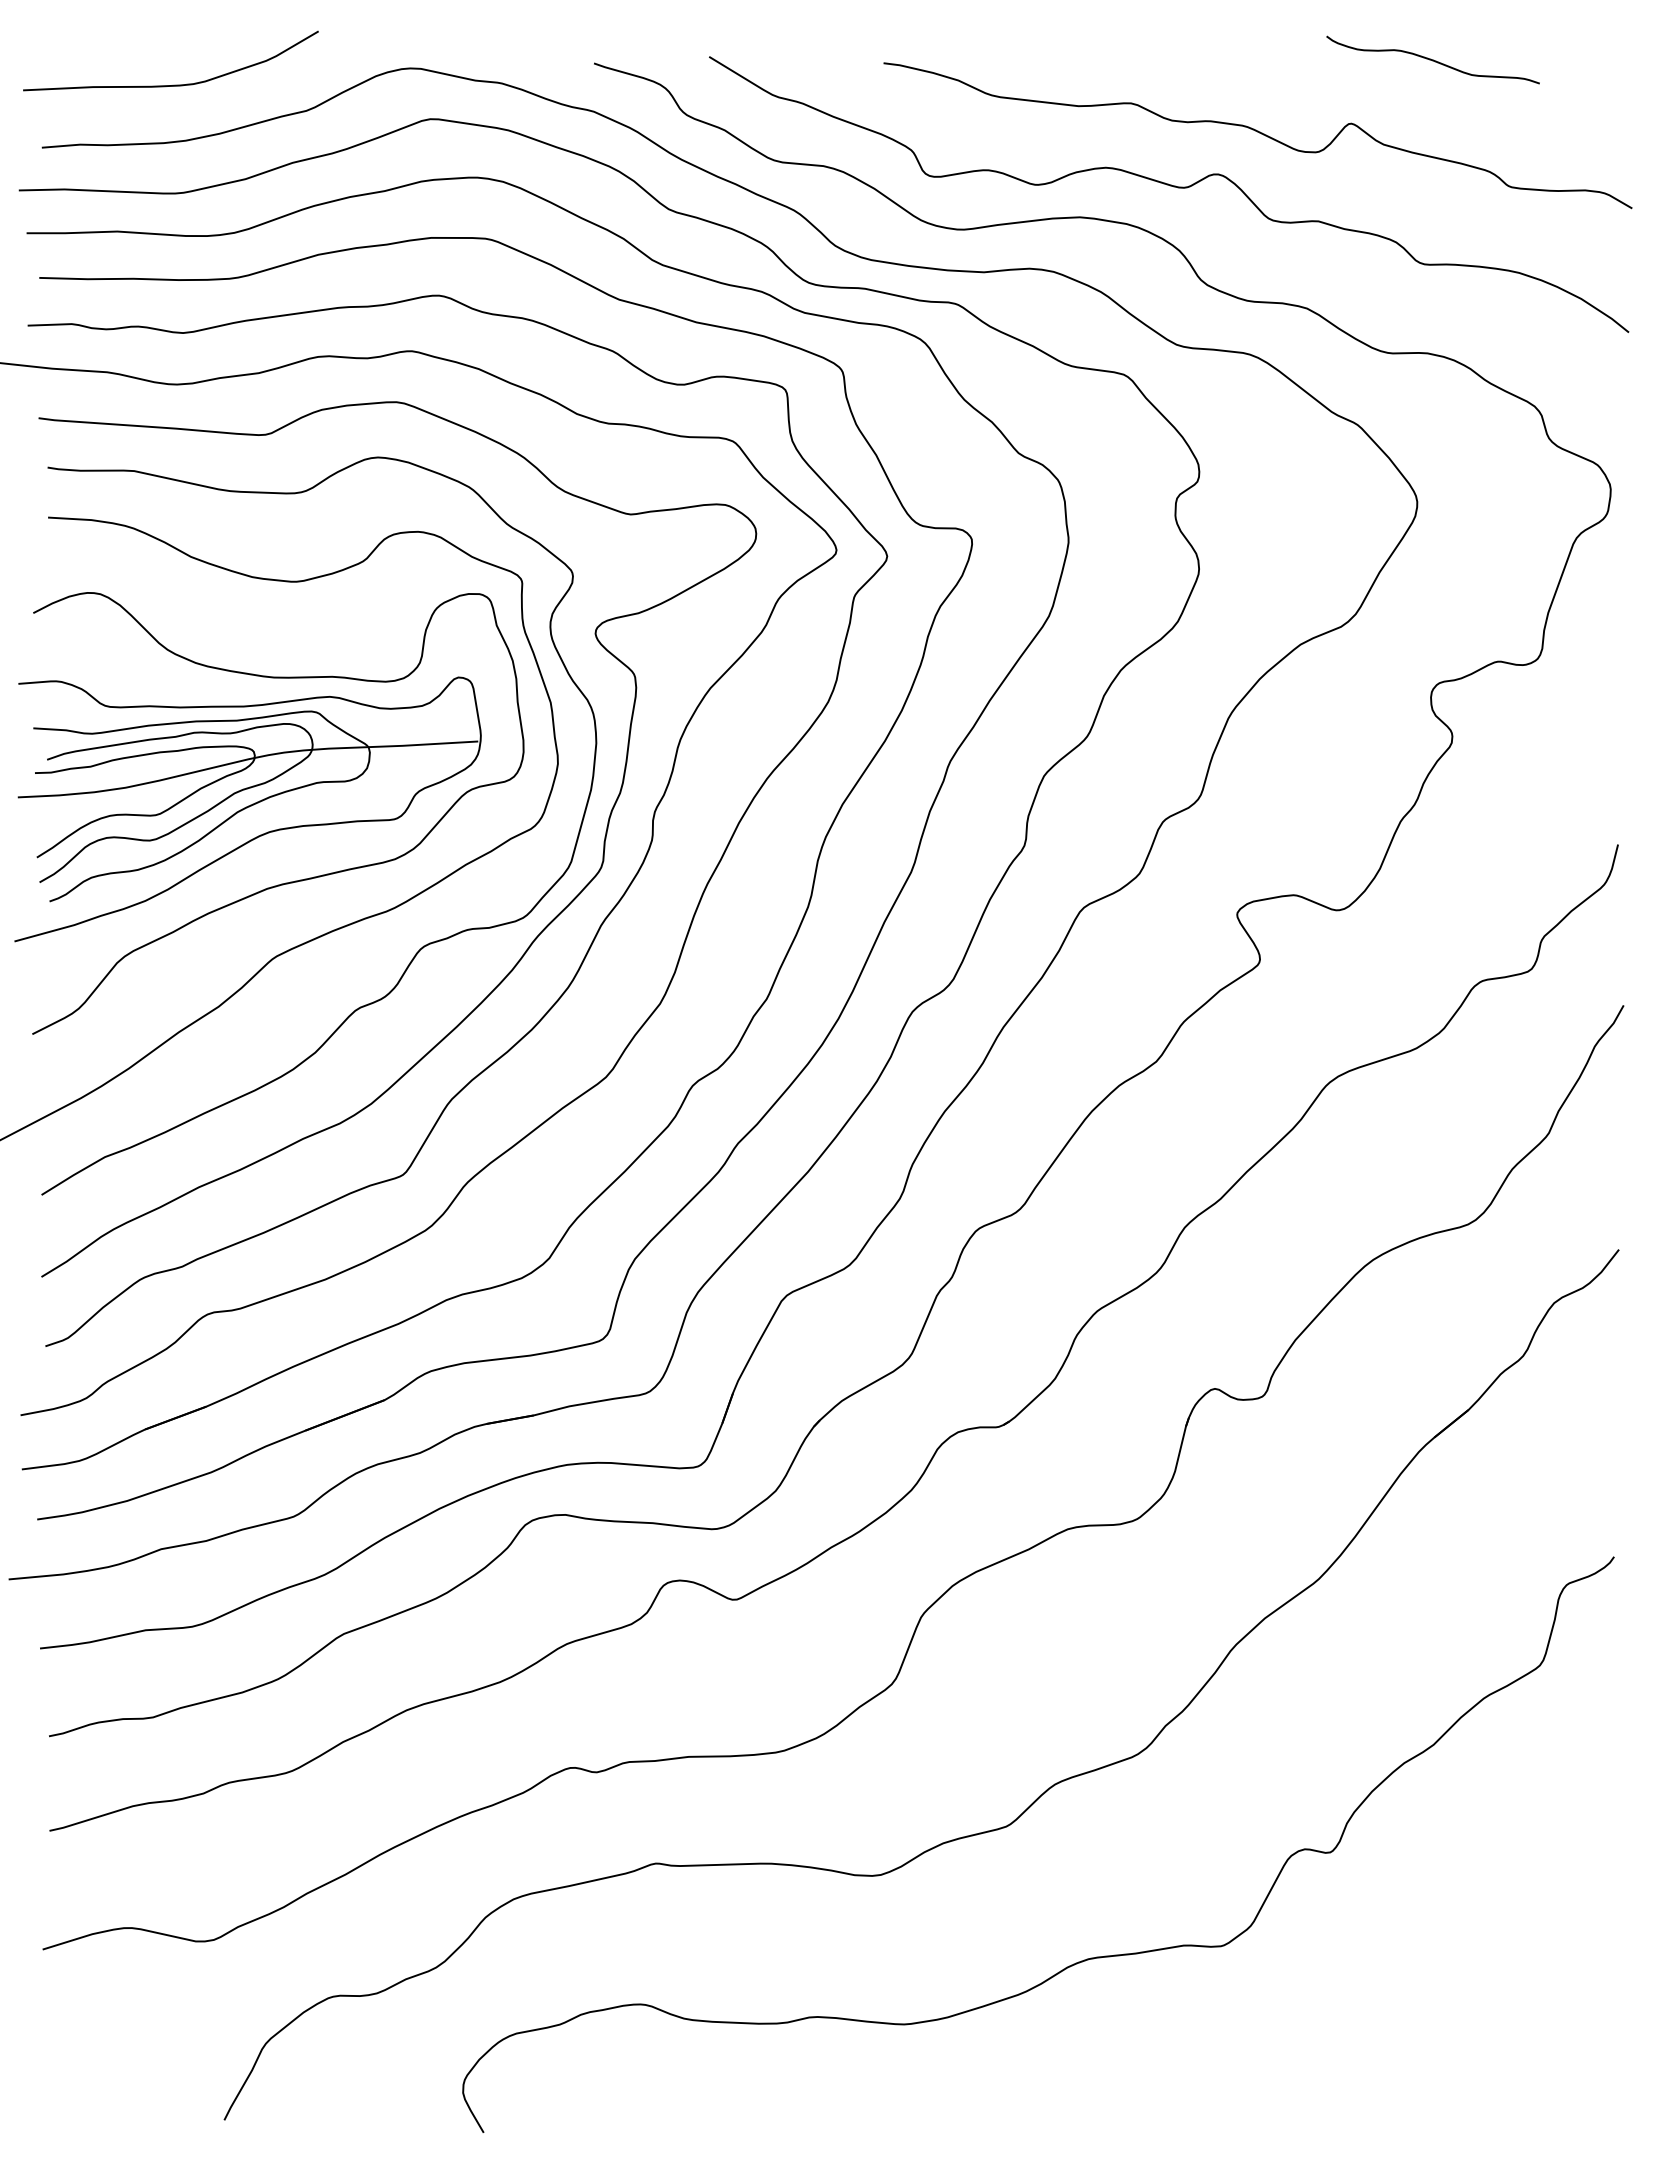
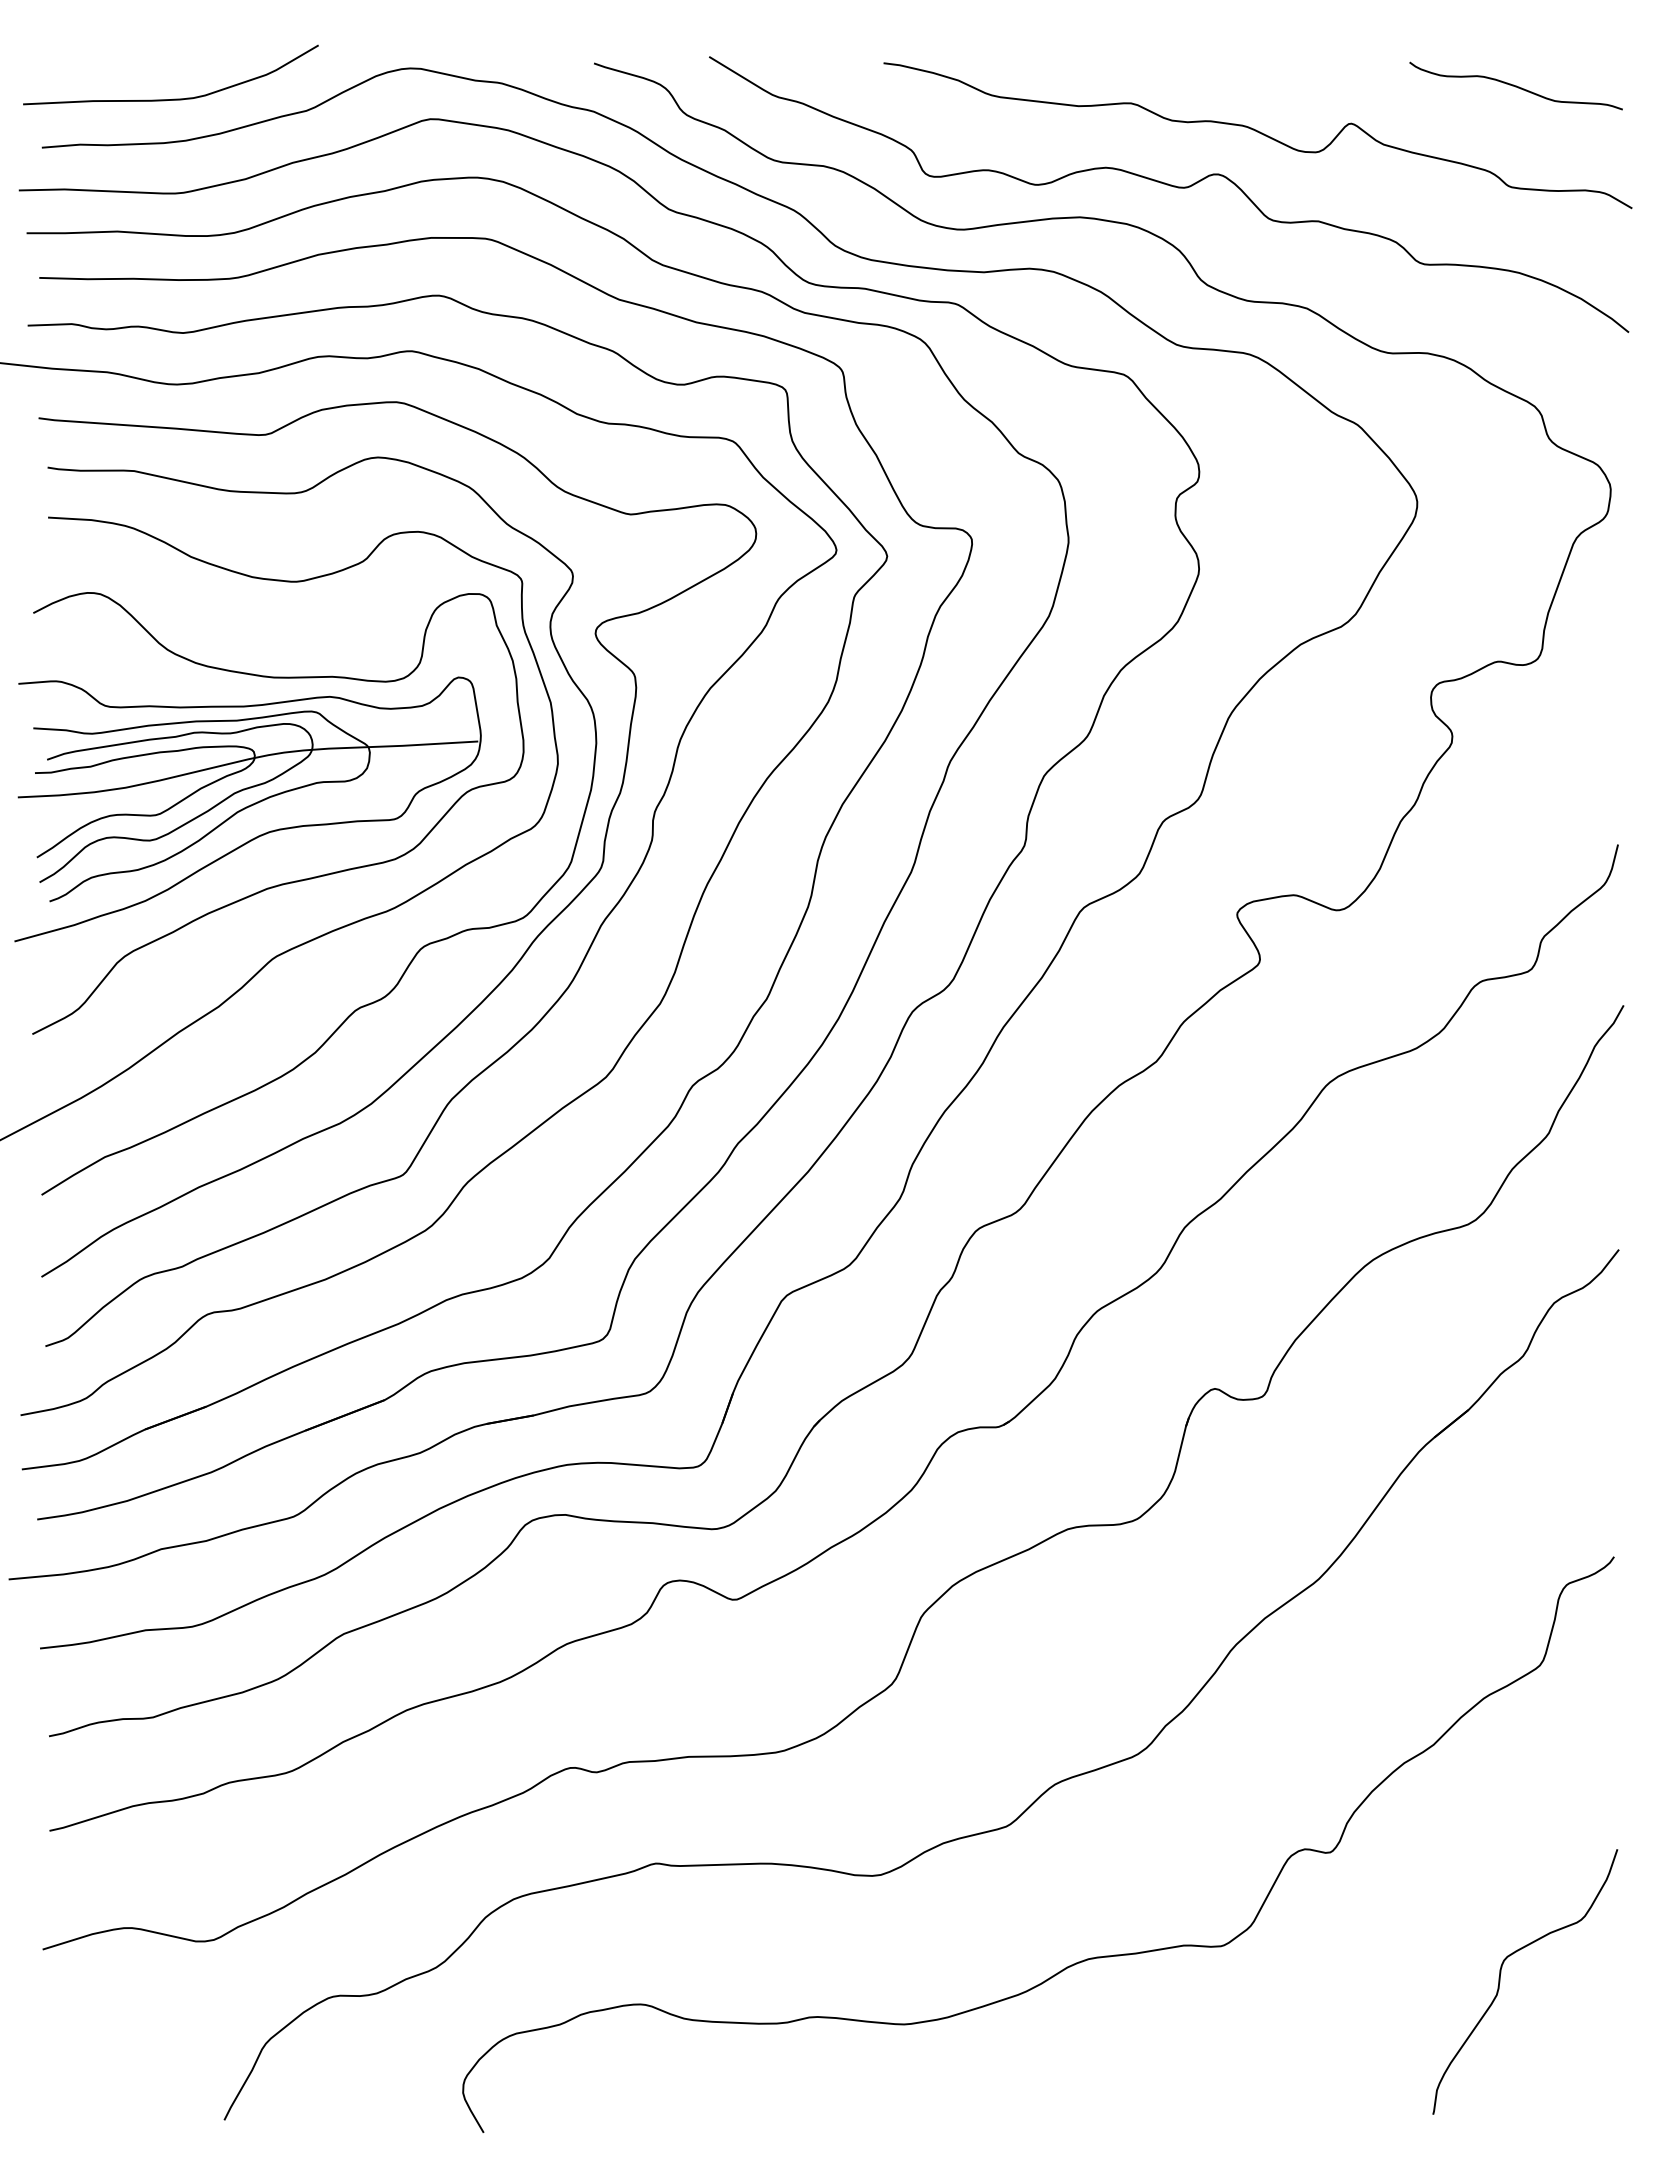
curve position: (1432, 59) -> (1515, 85) (1515, 85)
curve position: (173, 84) -> (173, 98) (173, 98)
curve: none -> present (1500, 1981)
